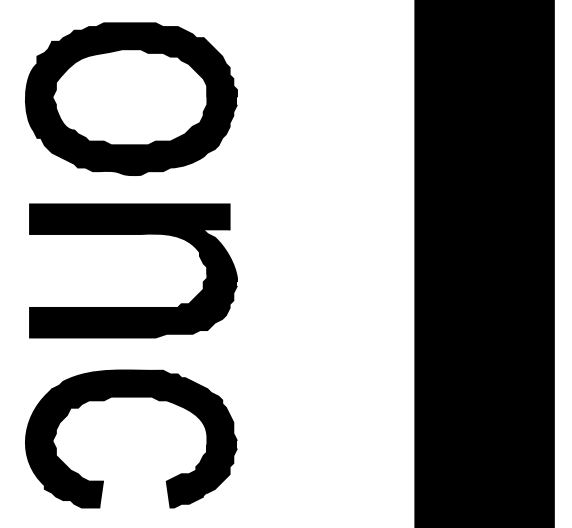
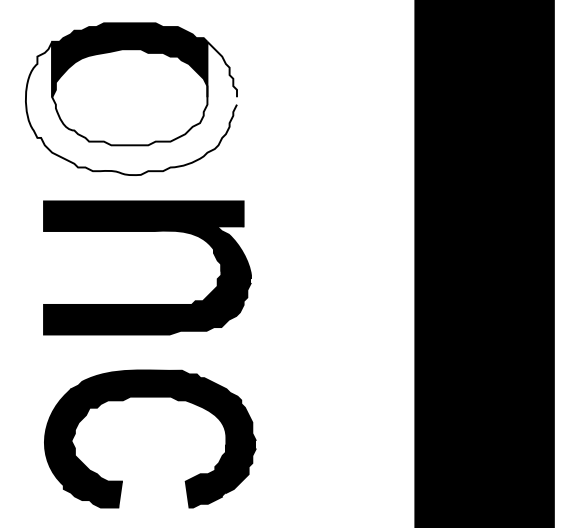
fill: present -> none (130, 108)
part position: (133, 234) -> (147, 231) (147, 231)
part position: (131, 397) -> (150, 397) (150, 397)
